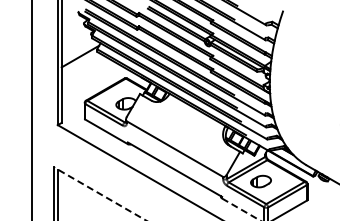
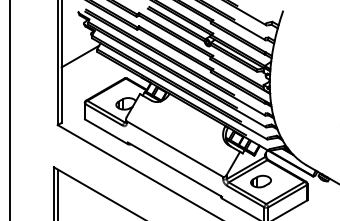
line position: (31, 109) -> (9, 109) (9, 109)
line: dashed -> solid (99, 193)
line: dashed -> solid (241, 210)
